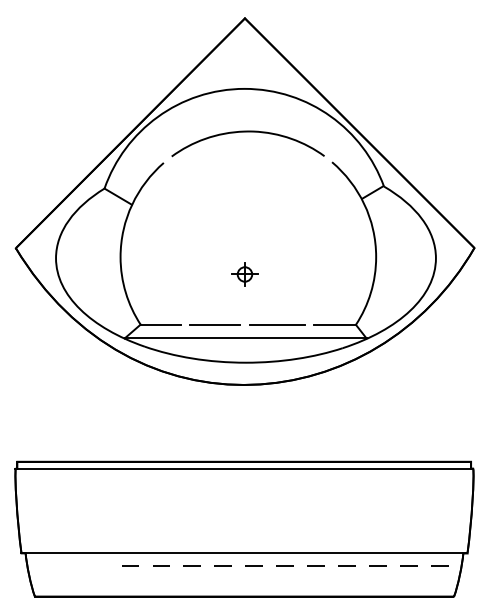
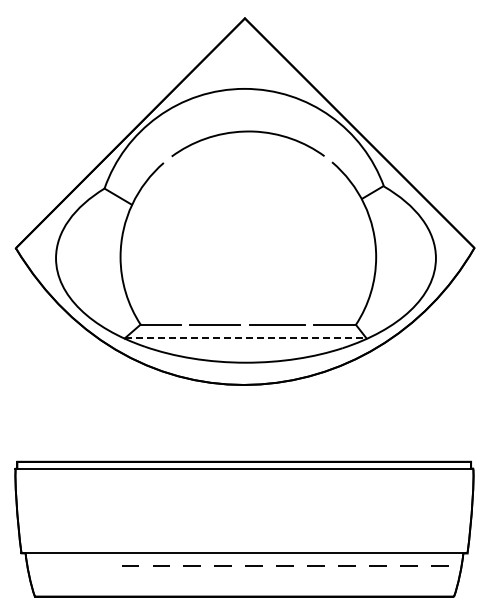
part: present -> none (244, 274)
line: solid -> dashed (245, 338)
